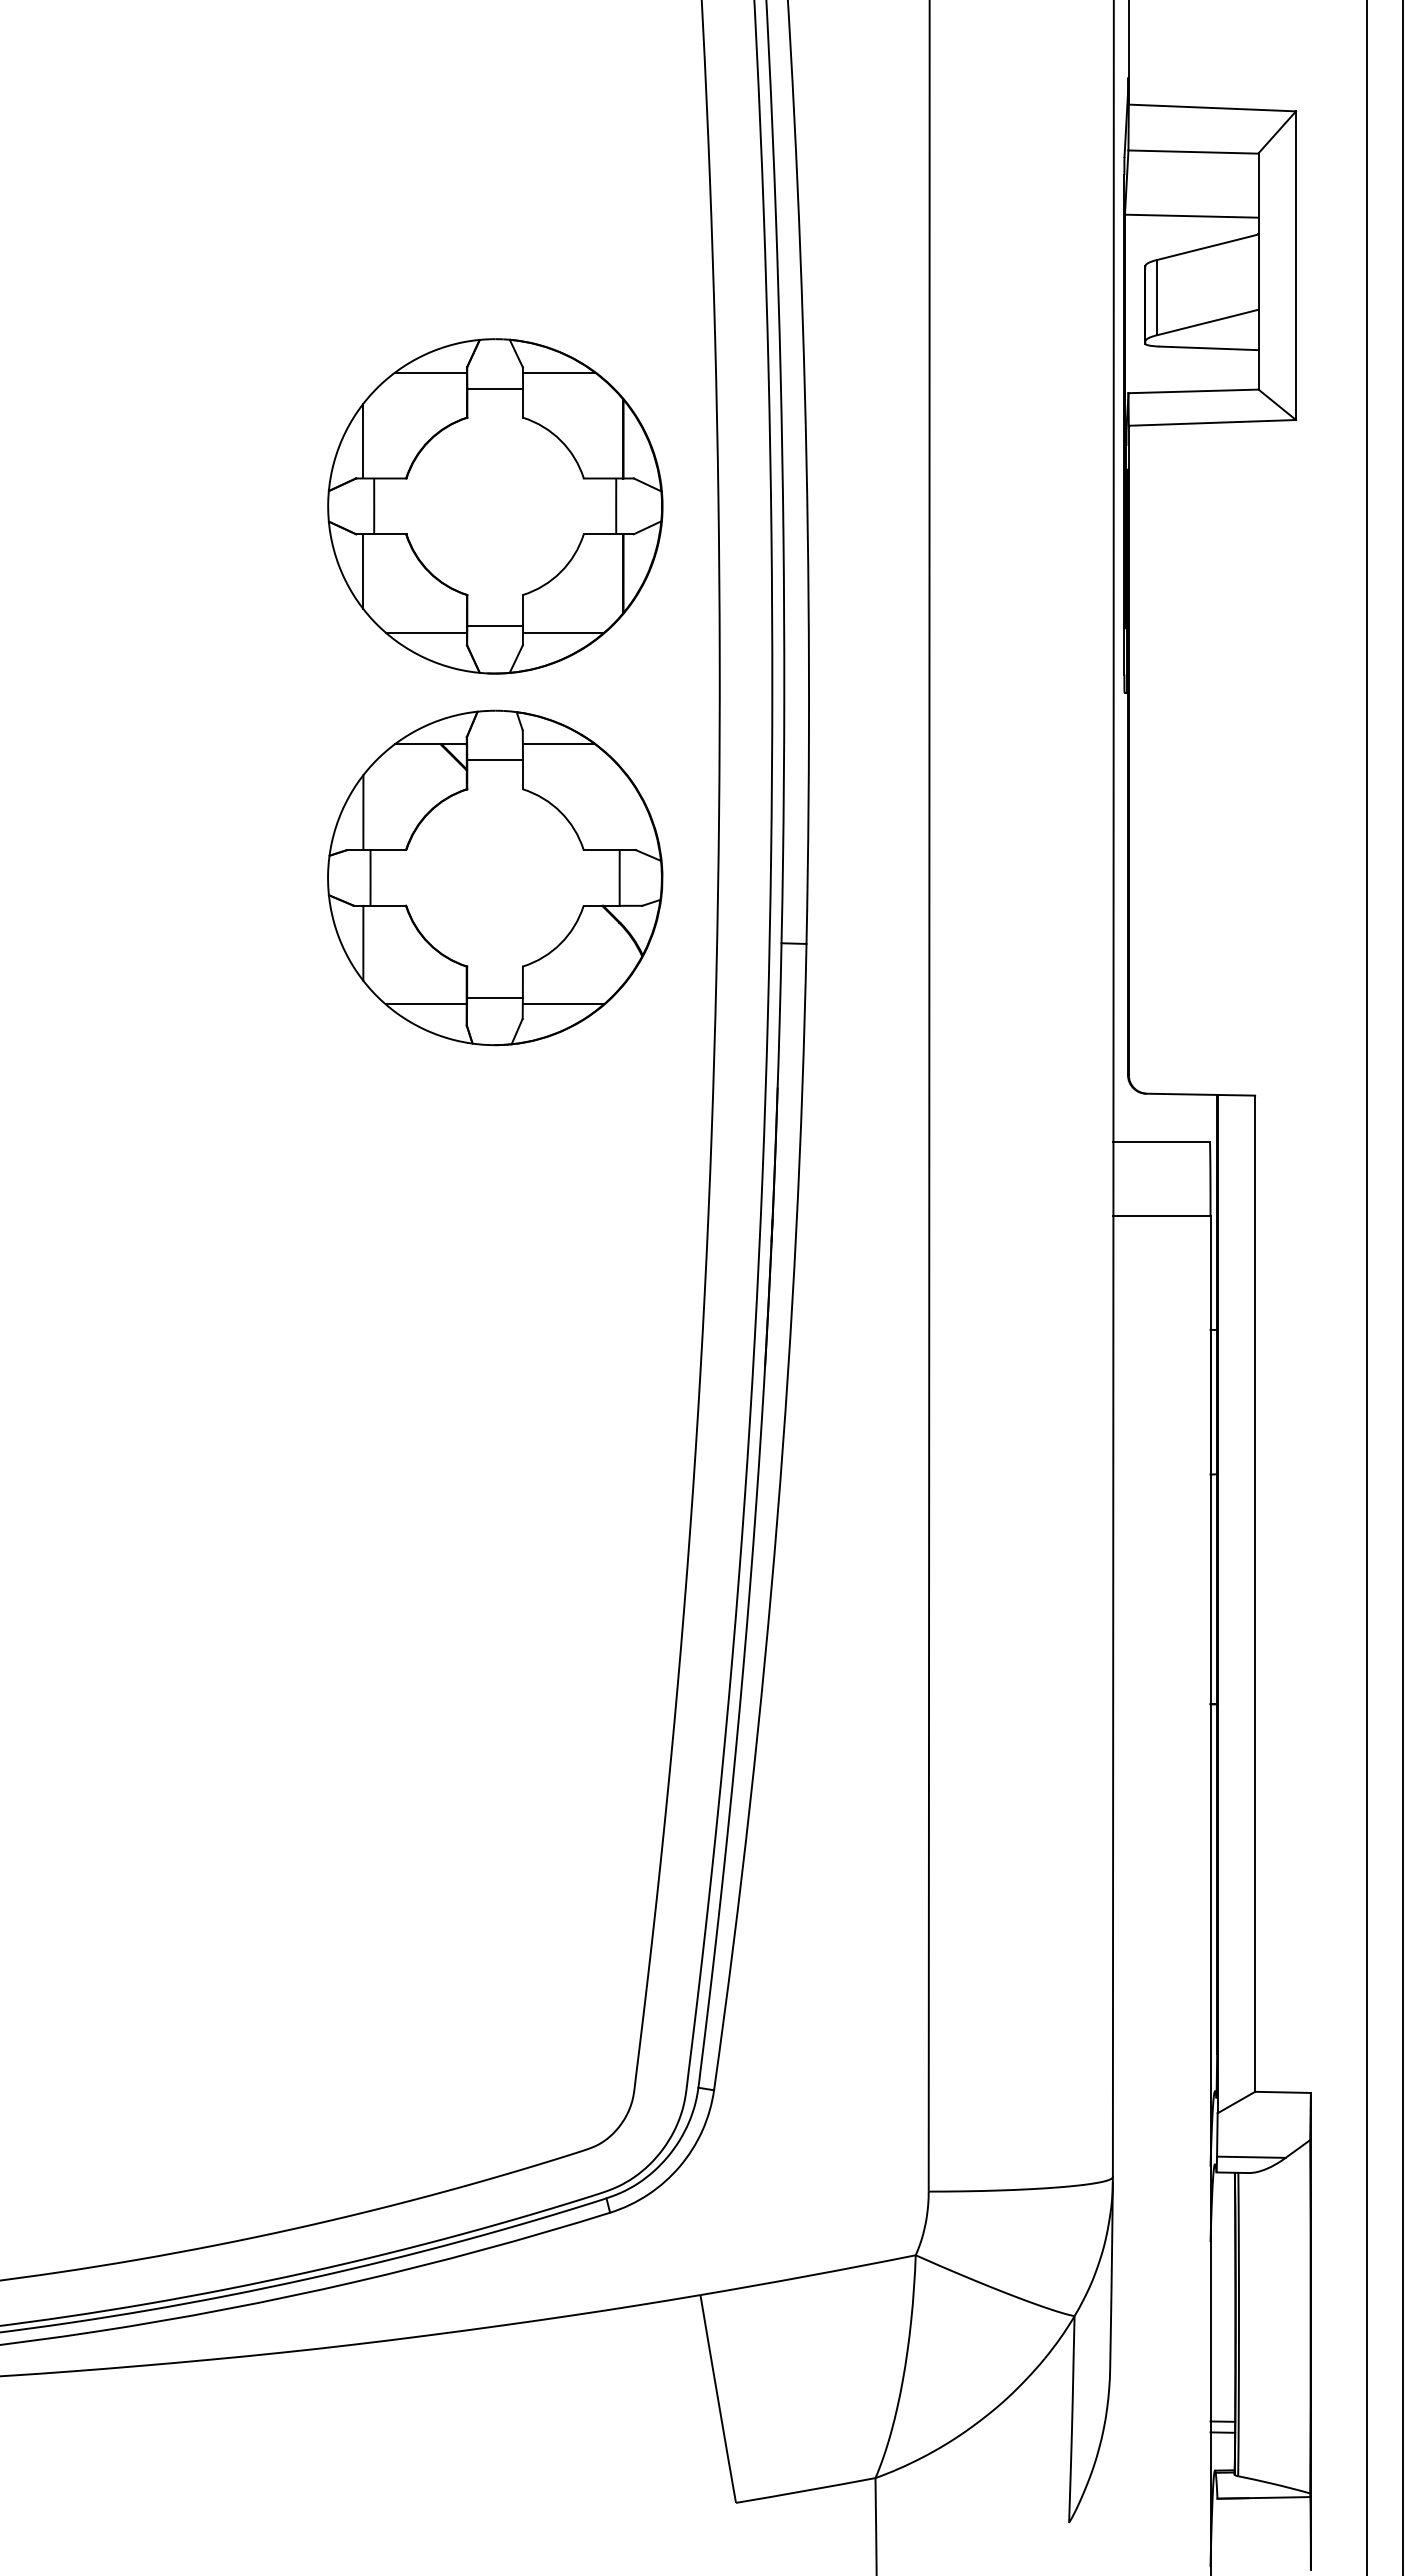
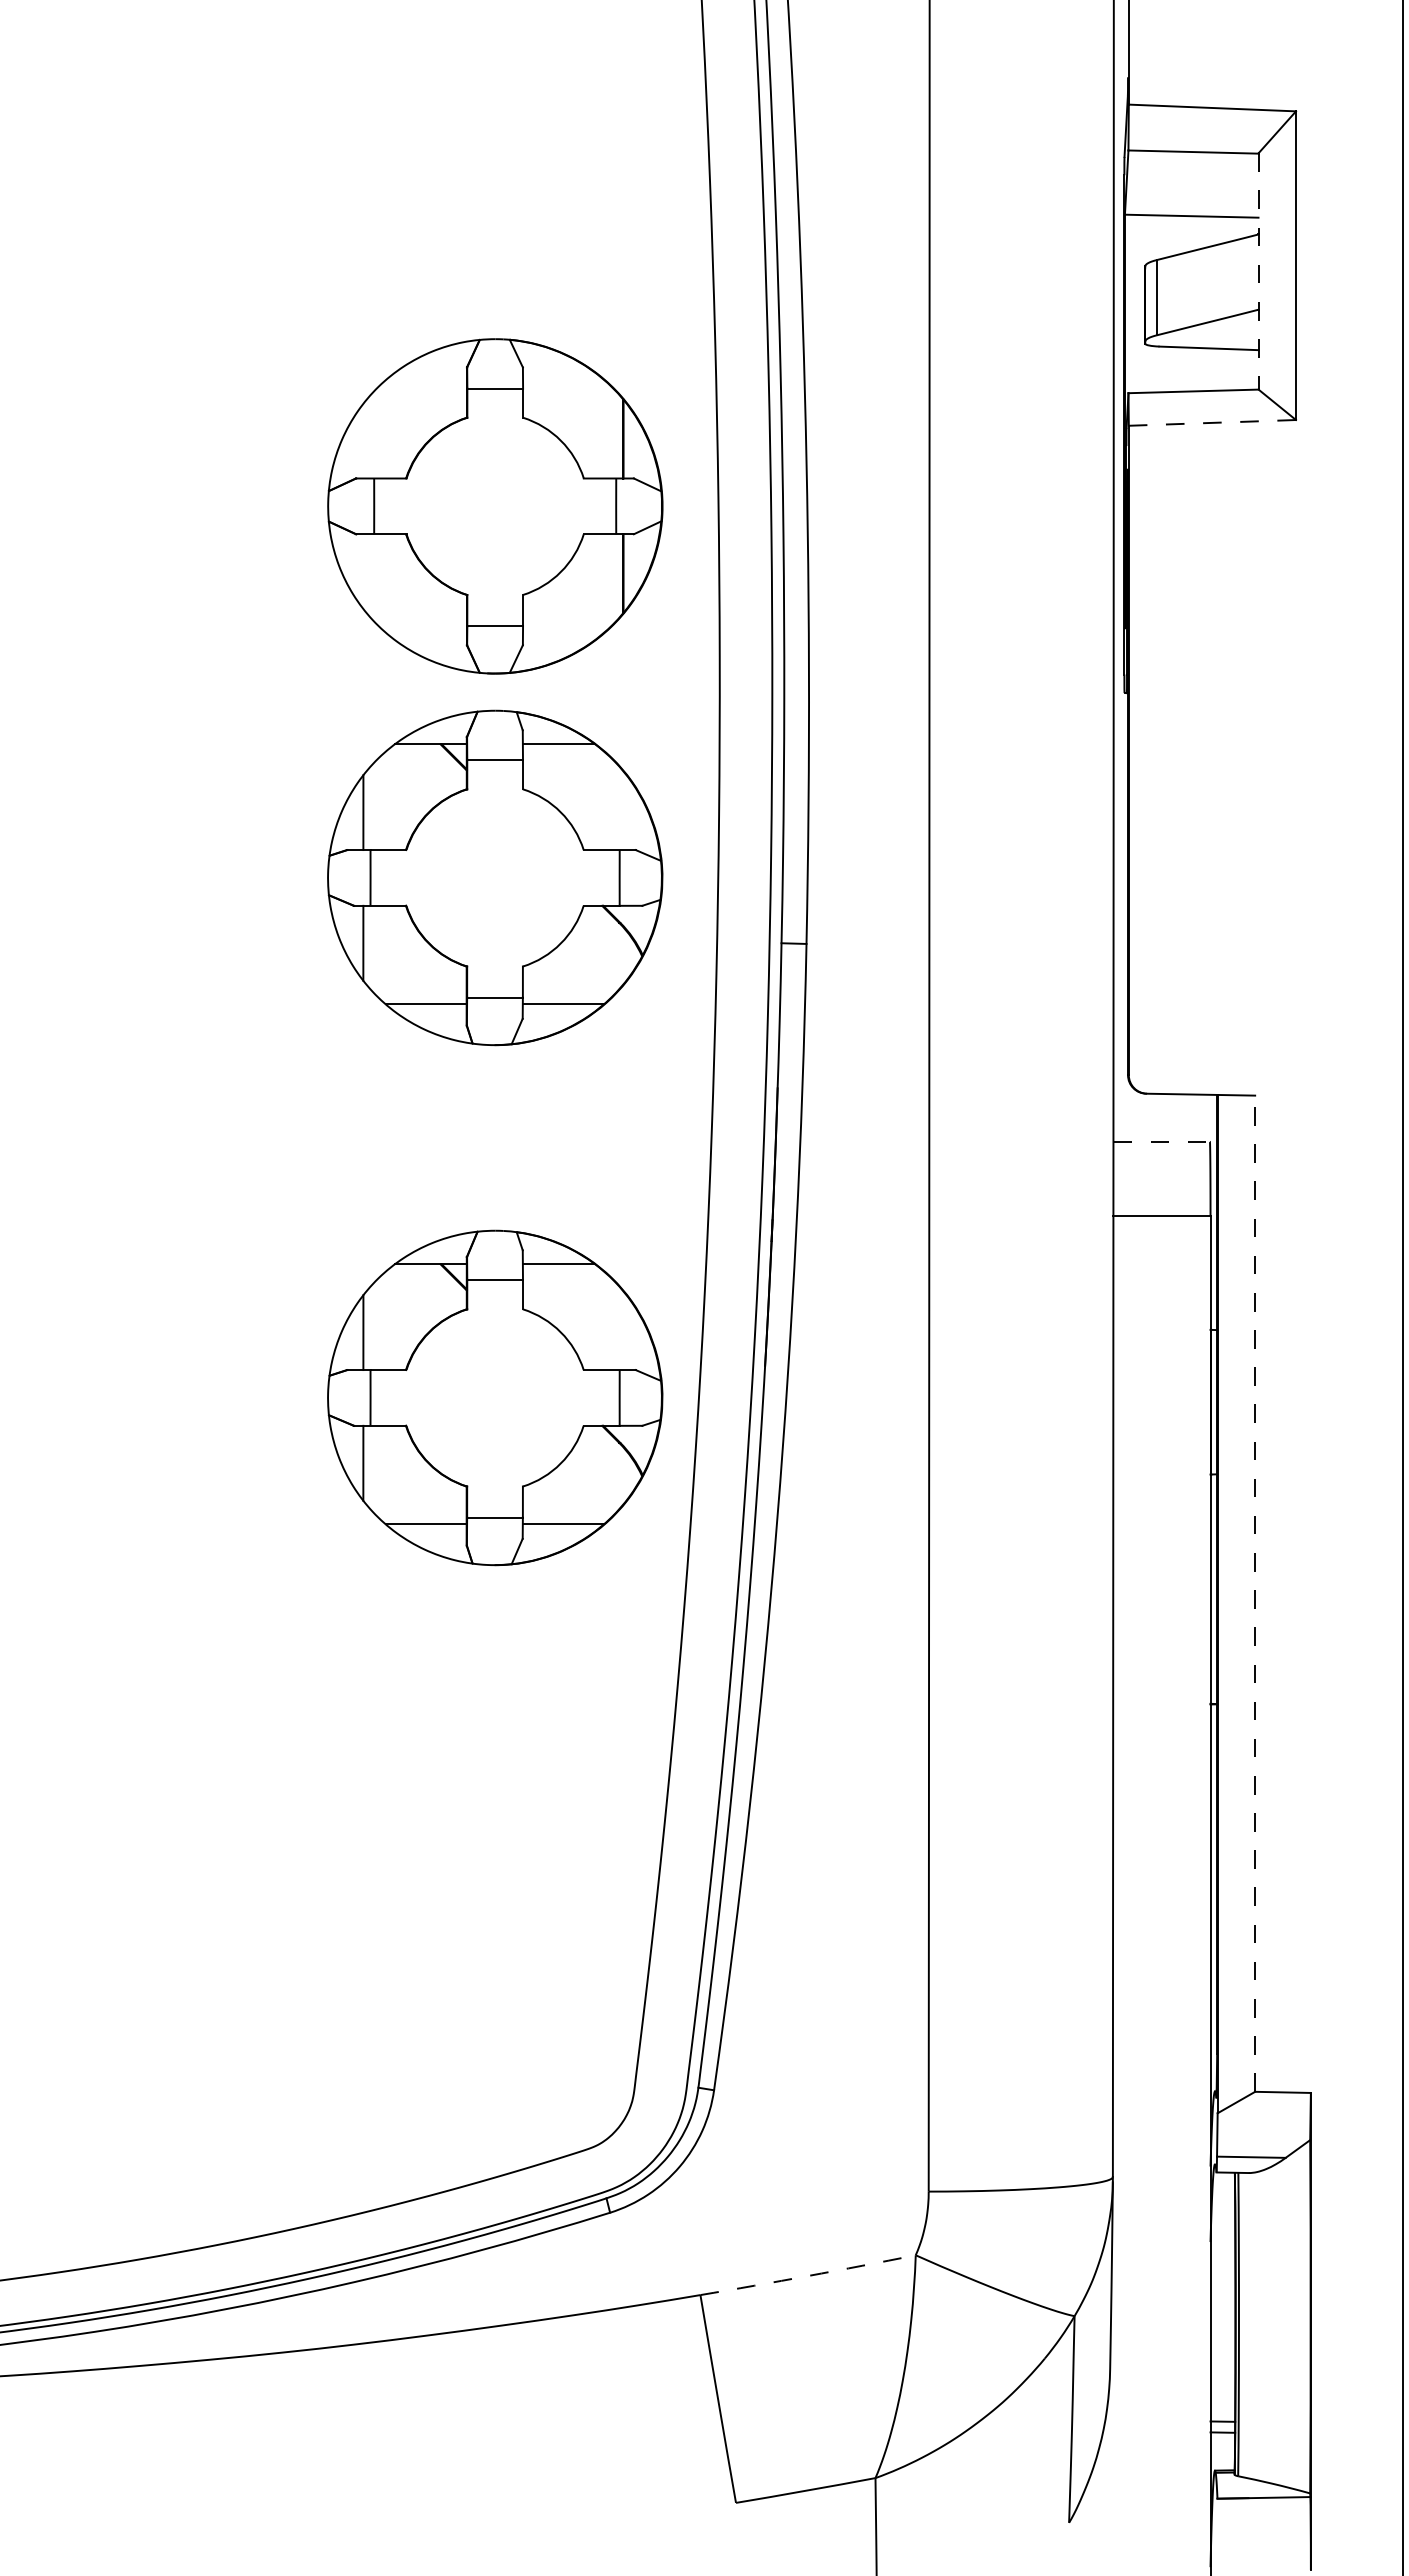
line: solid -> dashed (1258, 271)
line: present -> none (430, 372)
line: present -> none (558, 372)
line: solid -> dashed (1212, 422)
line: present -> none (363, 440)
line: present -> none (363, 571)
line: present -> none (426, 632)
line: present -> none (563, 632)
line: solid -> dashed (1162, 1141)
line: present -> none (1366, 1287)
part: none -> present (495, 1397)
line: solid -> dashed (1255, 1593)
arc: solid -> dashed (808, 2275)
